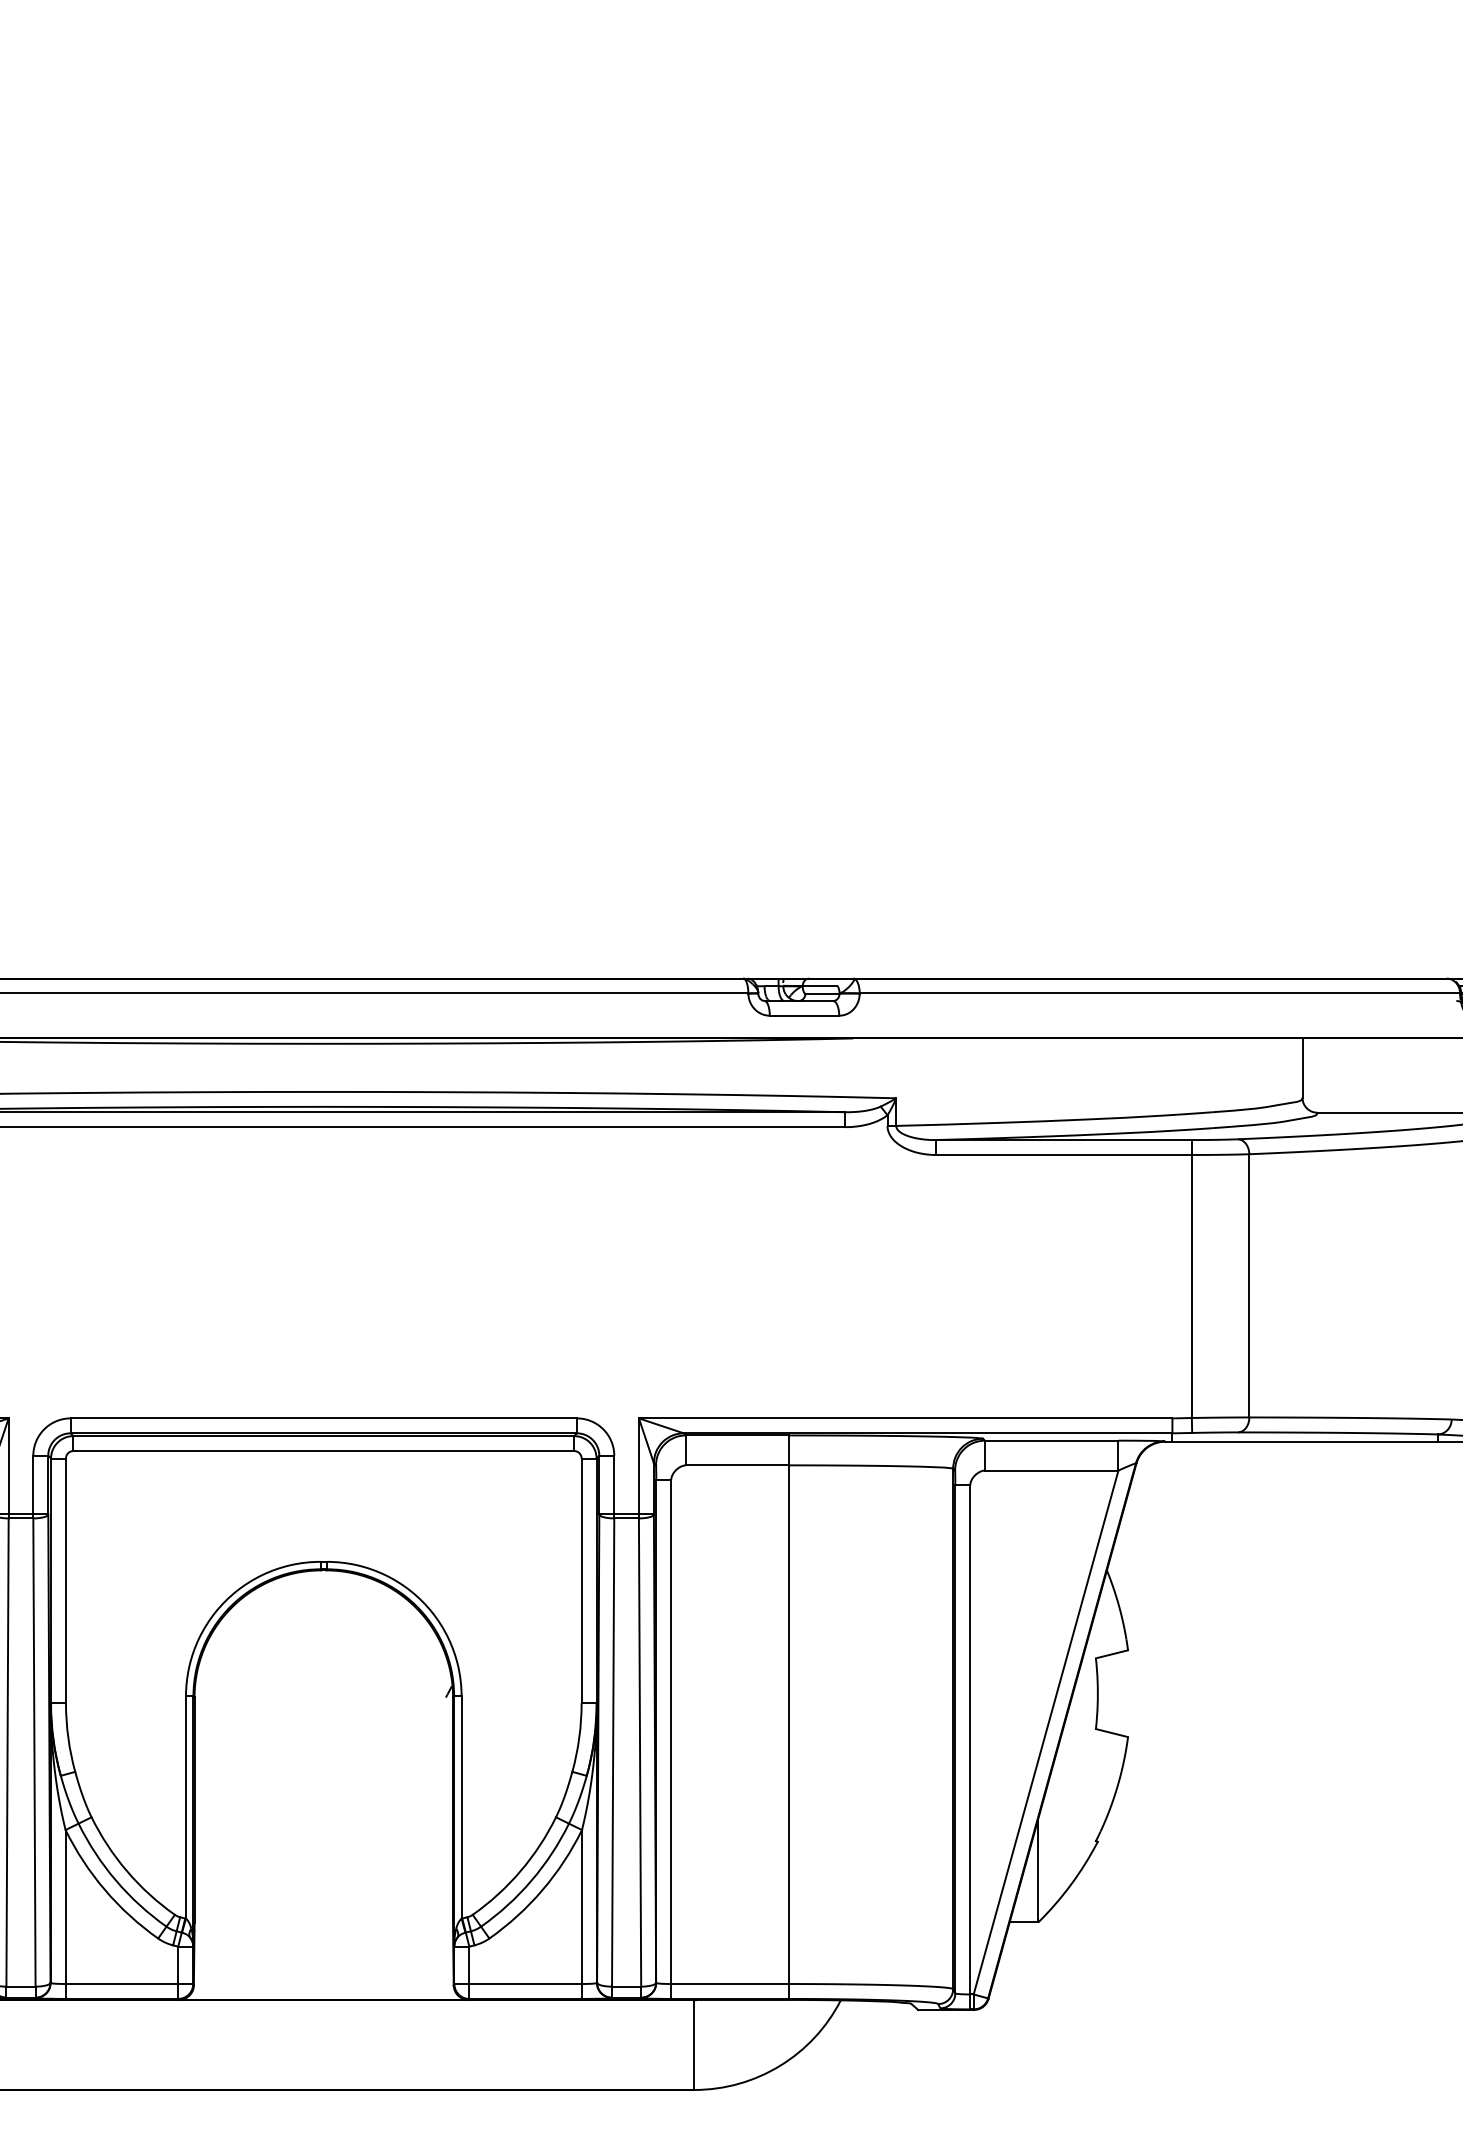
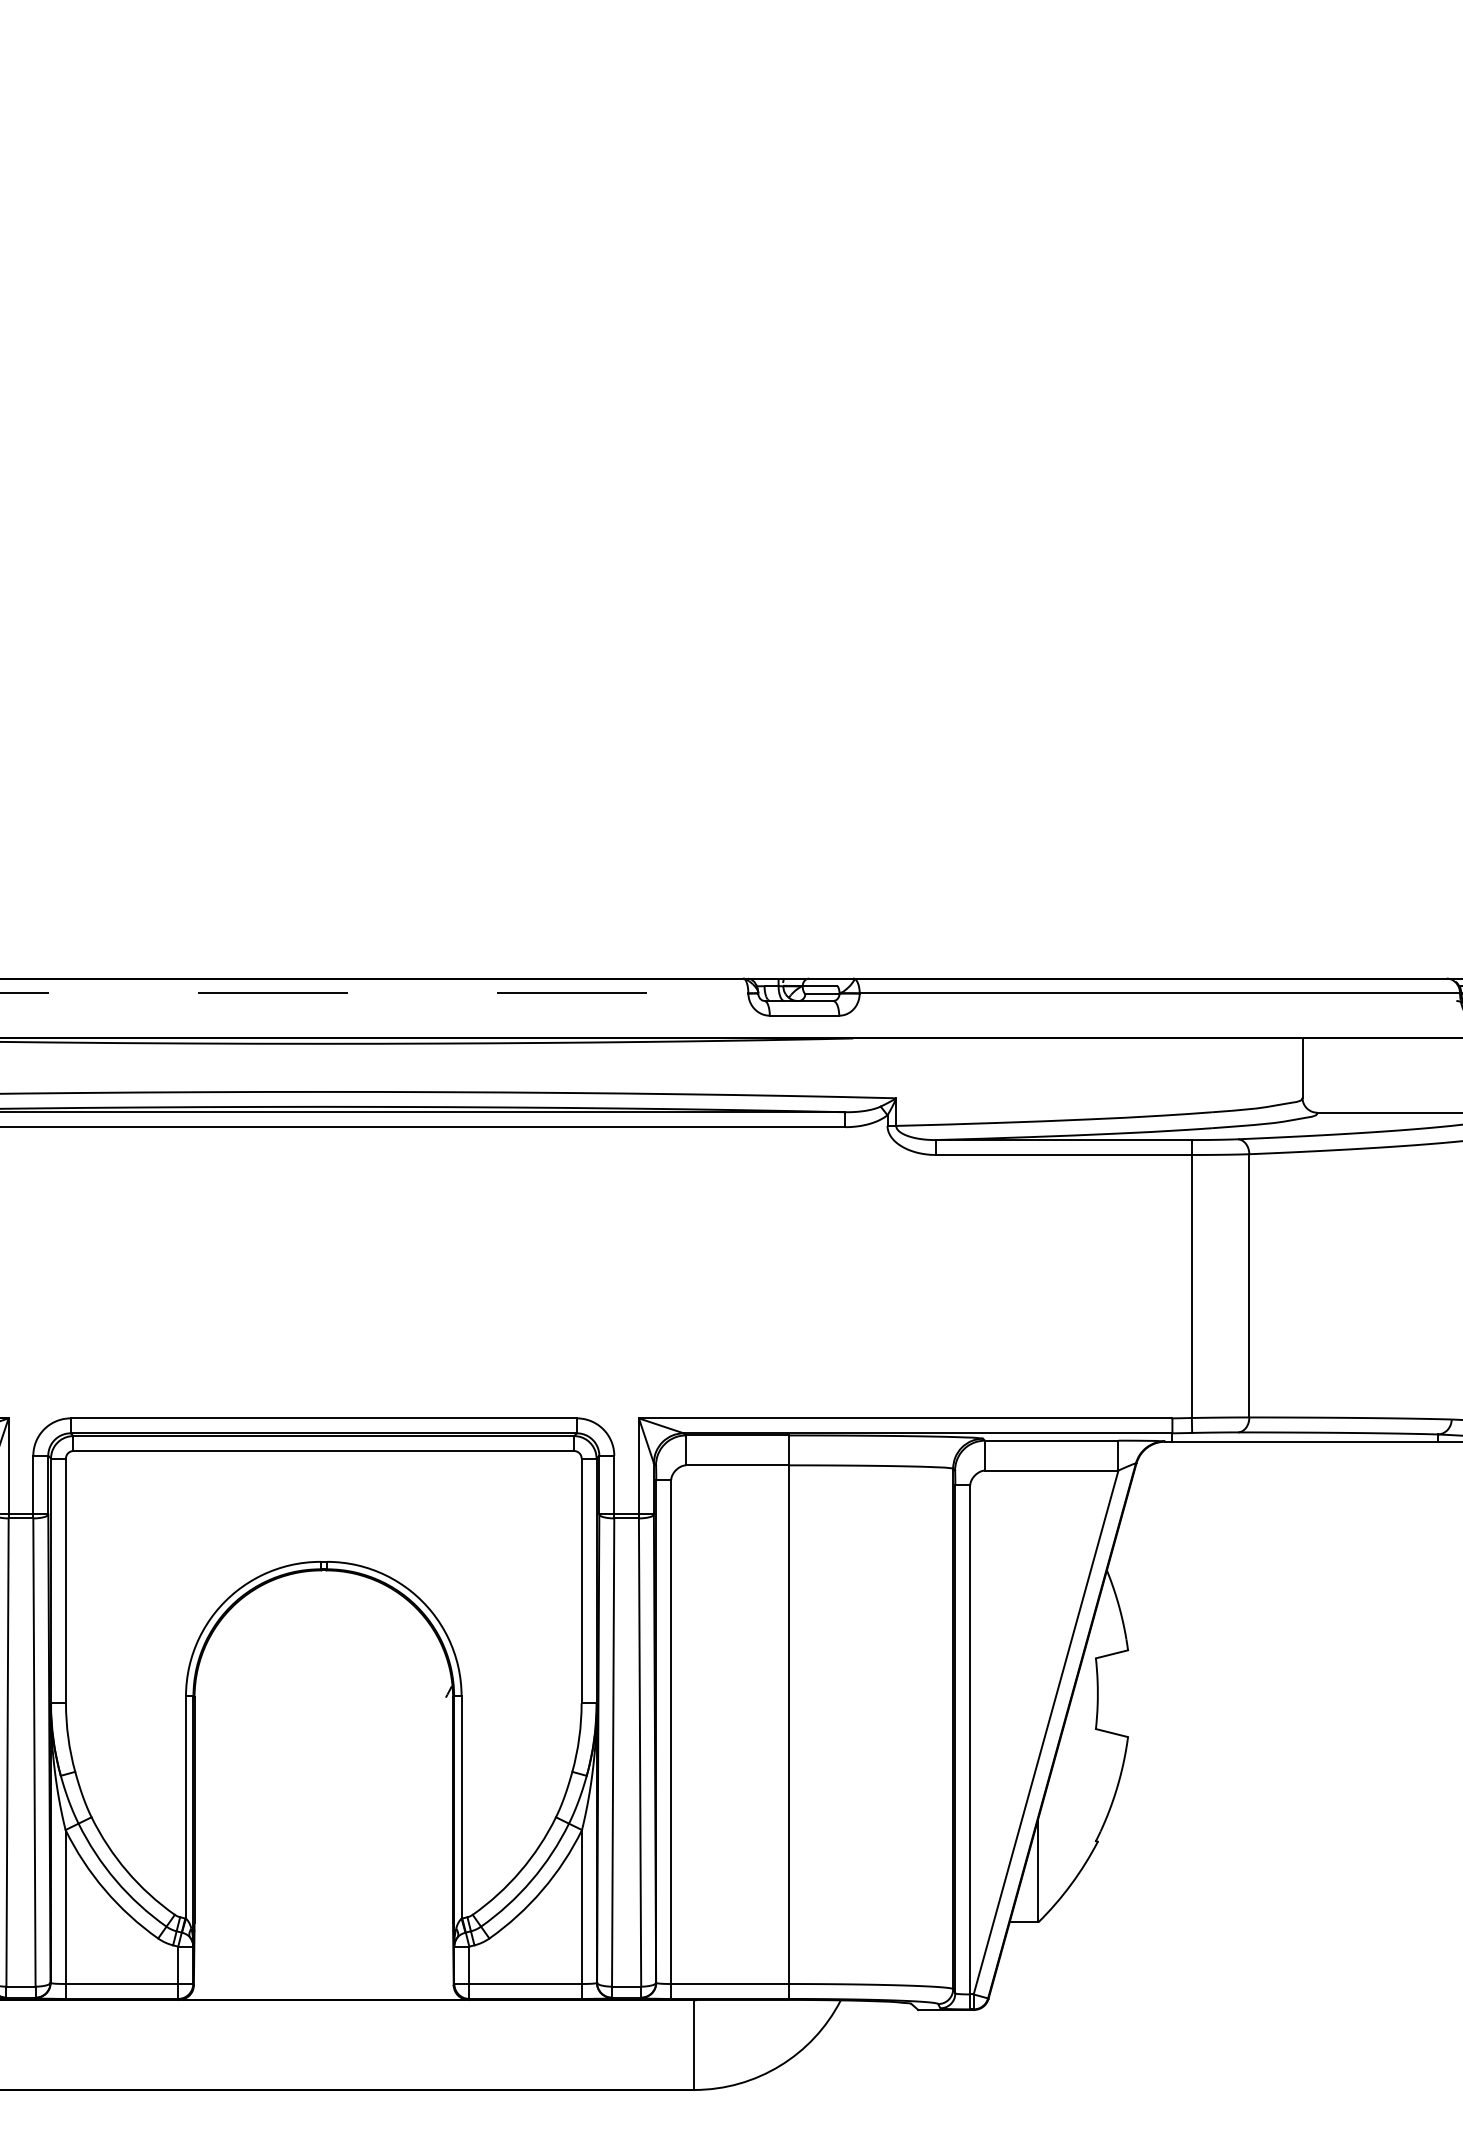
line: solid -> dashed (374, 993)
